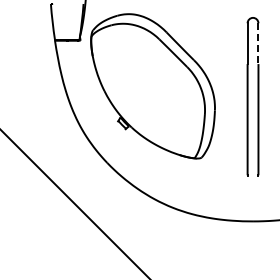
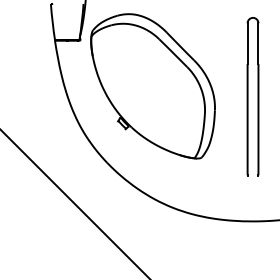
line: dashed -> solid (258, 44)
